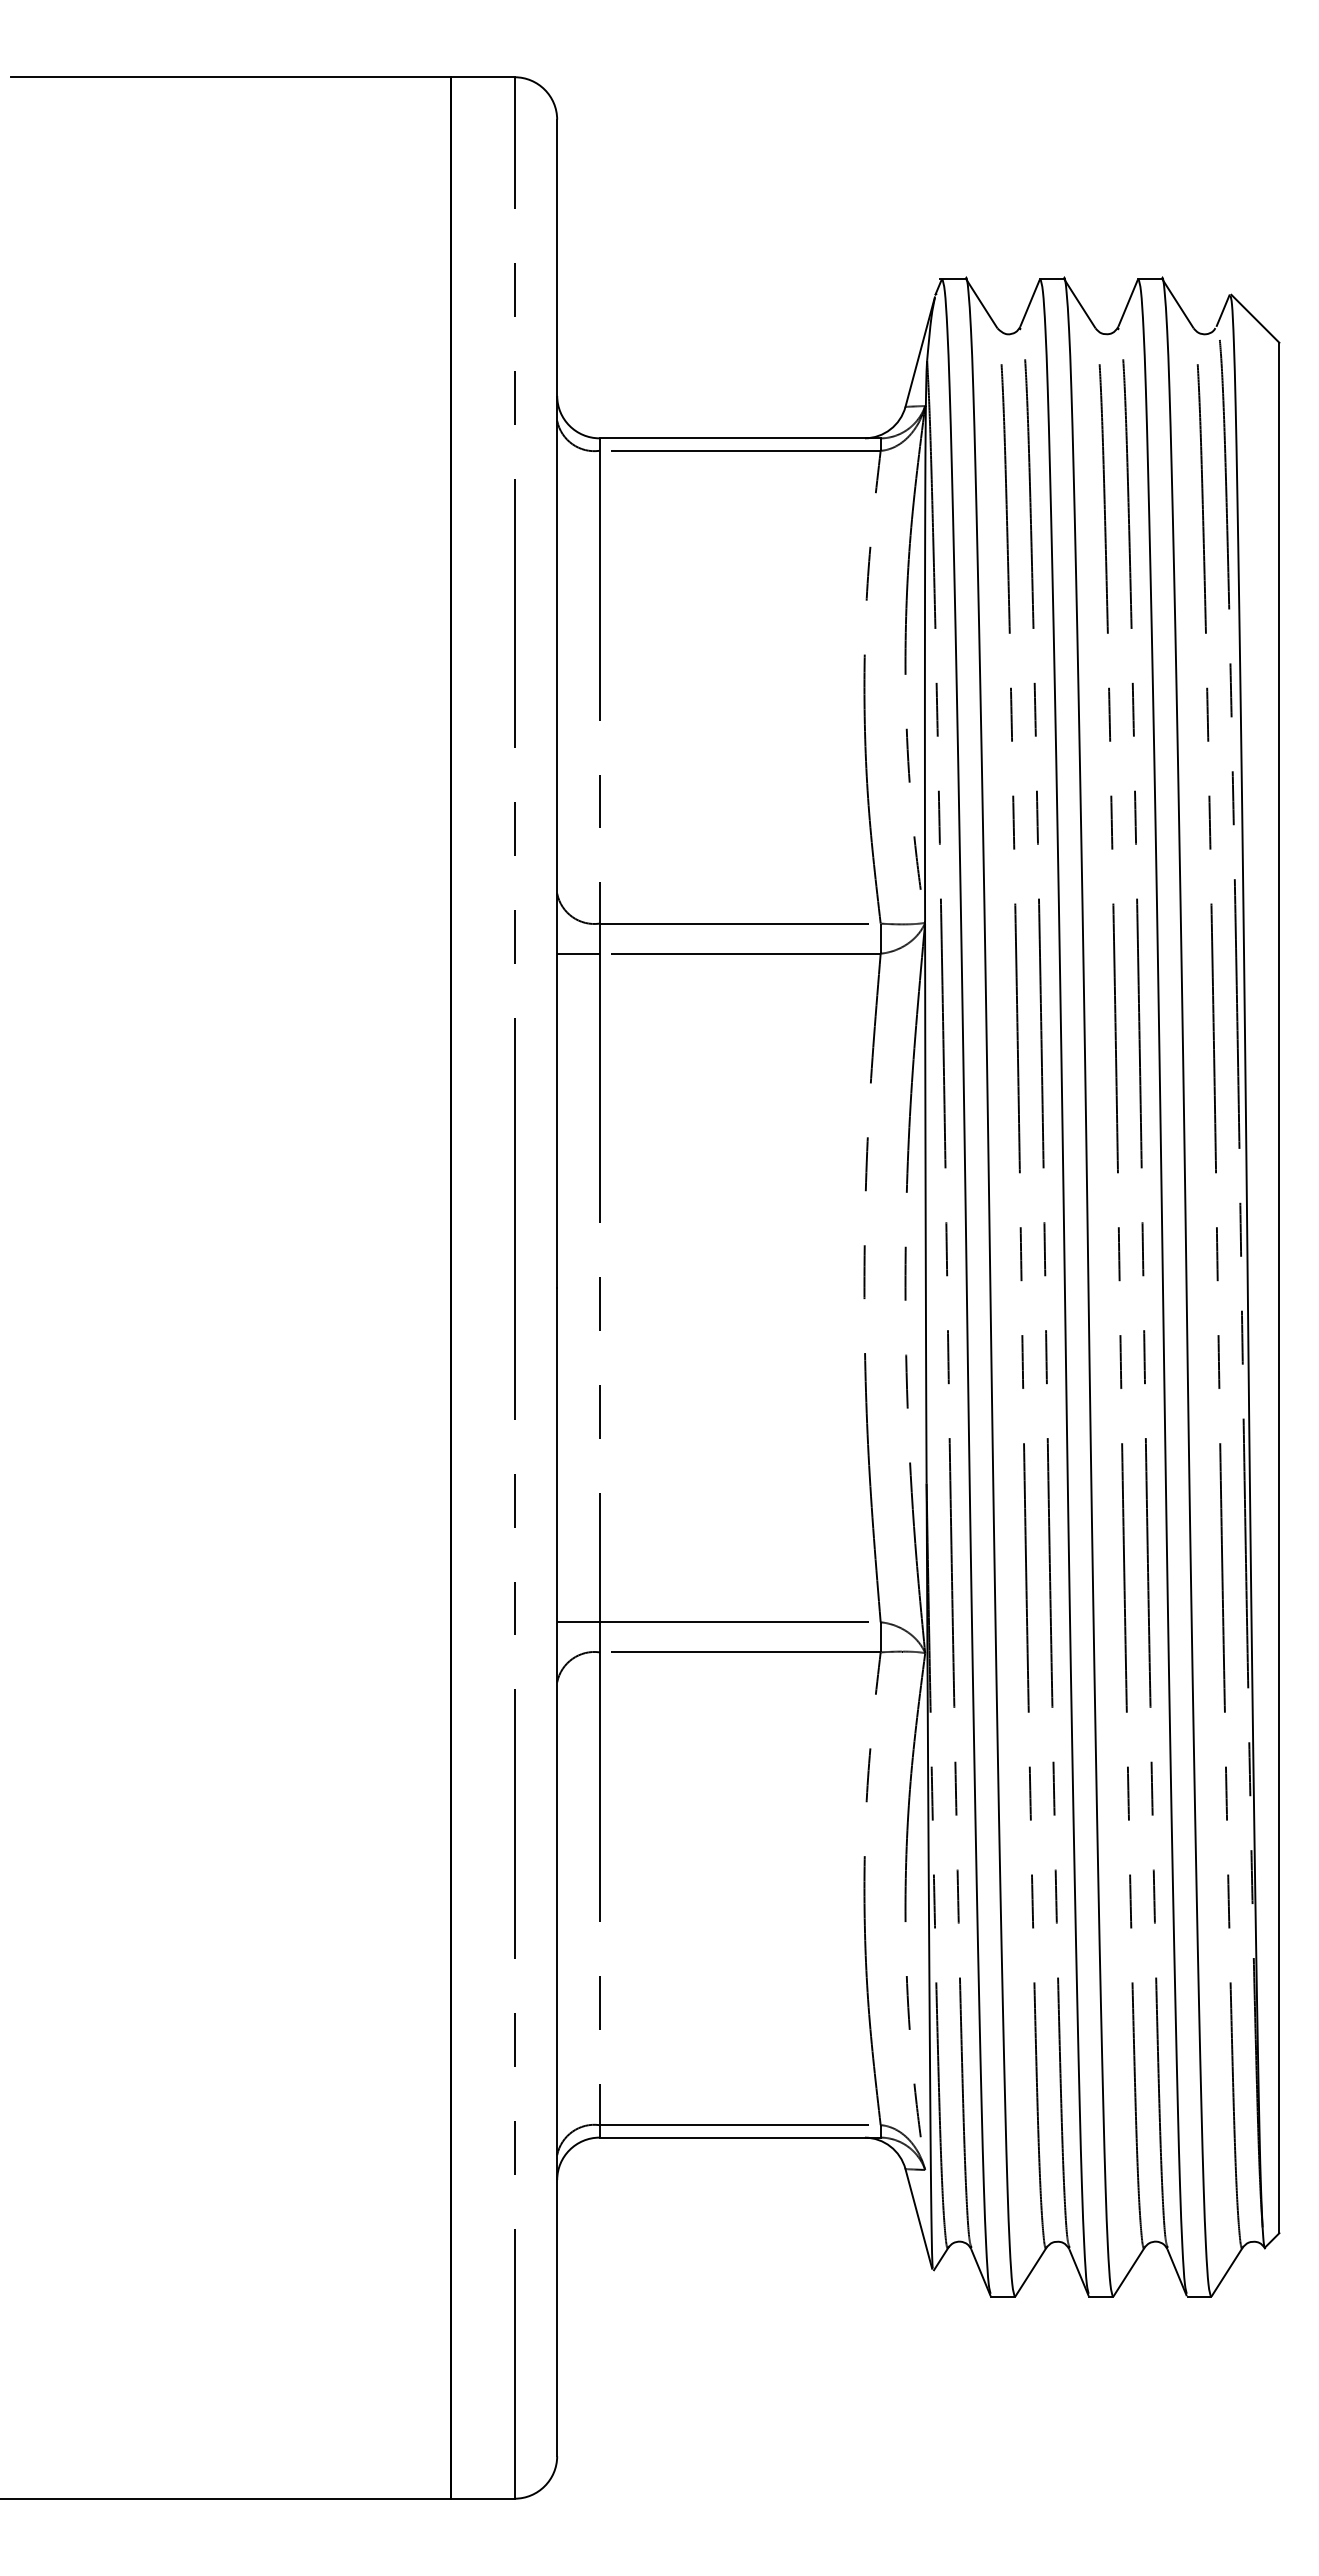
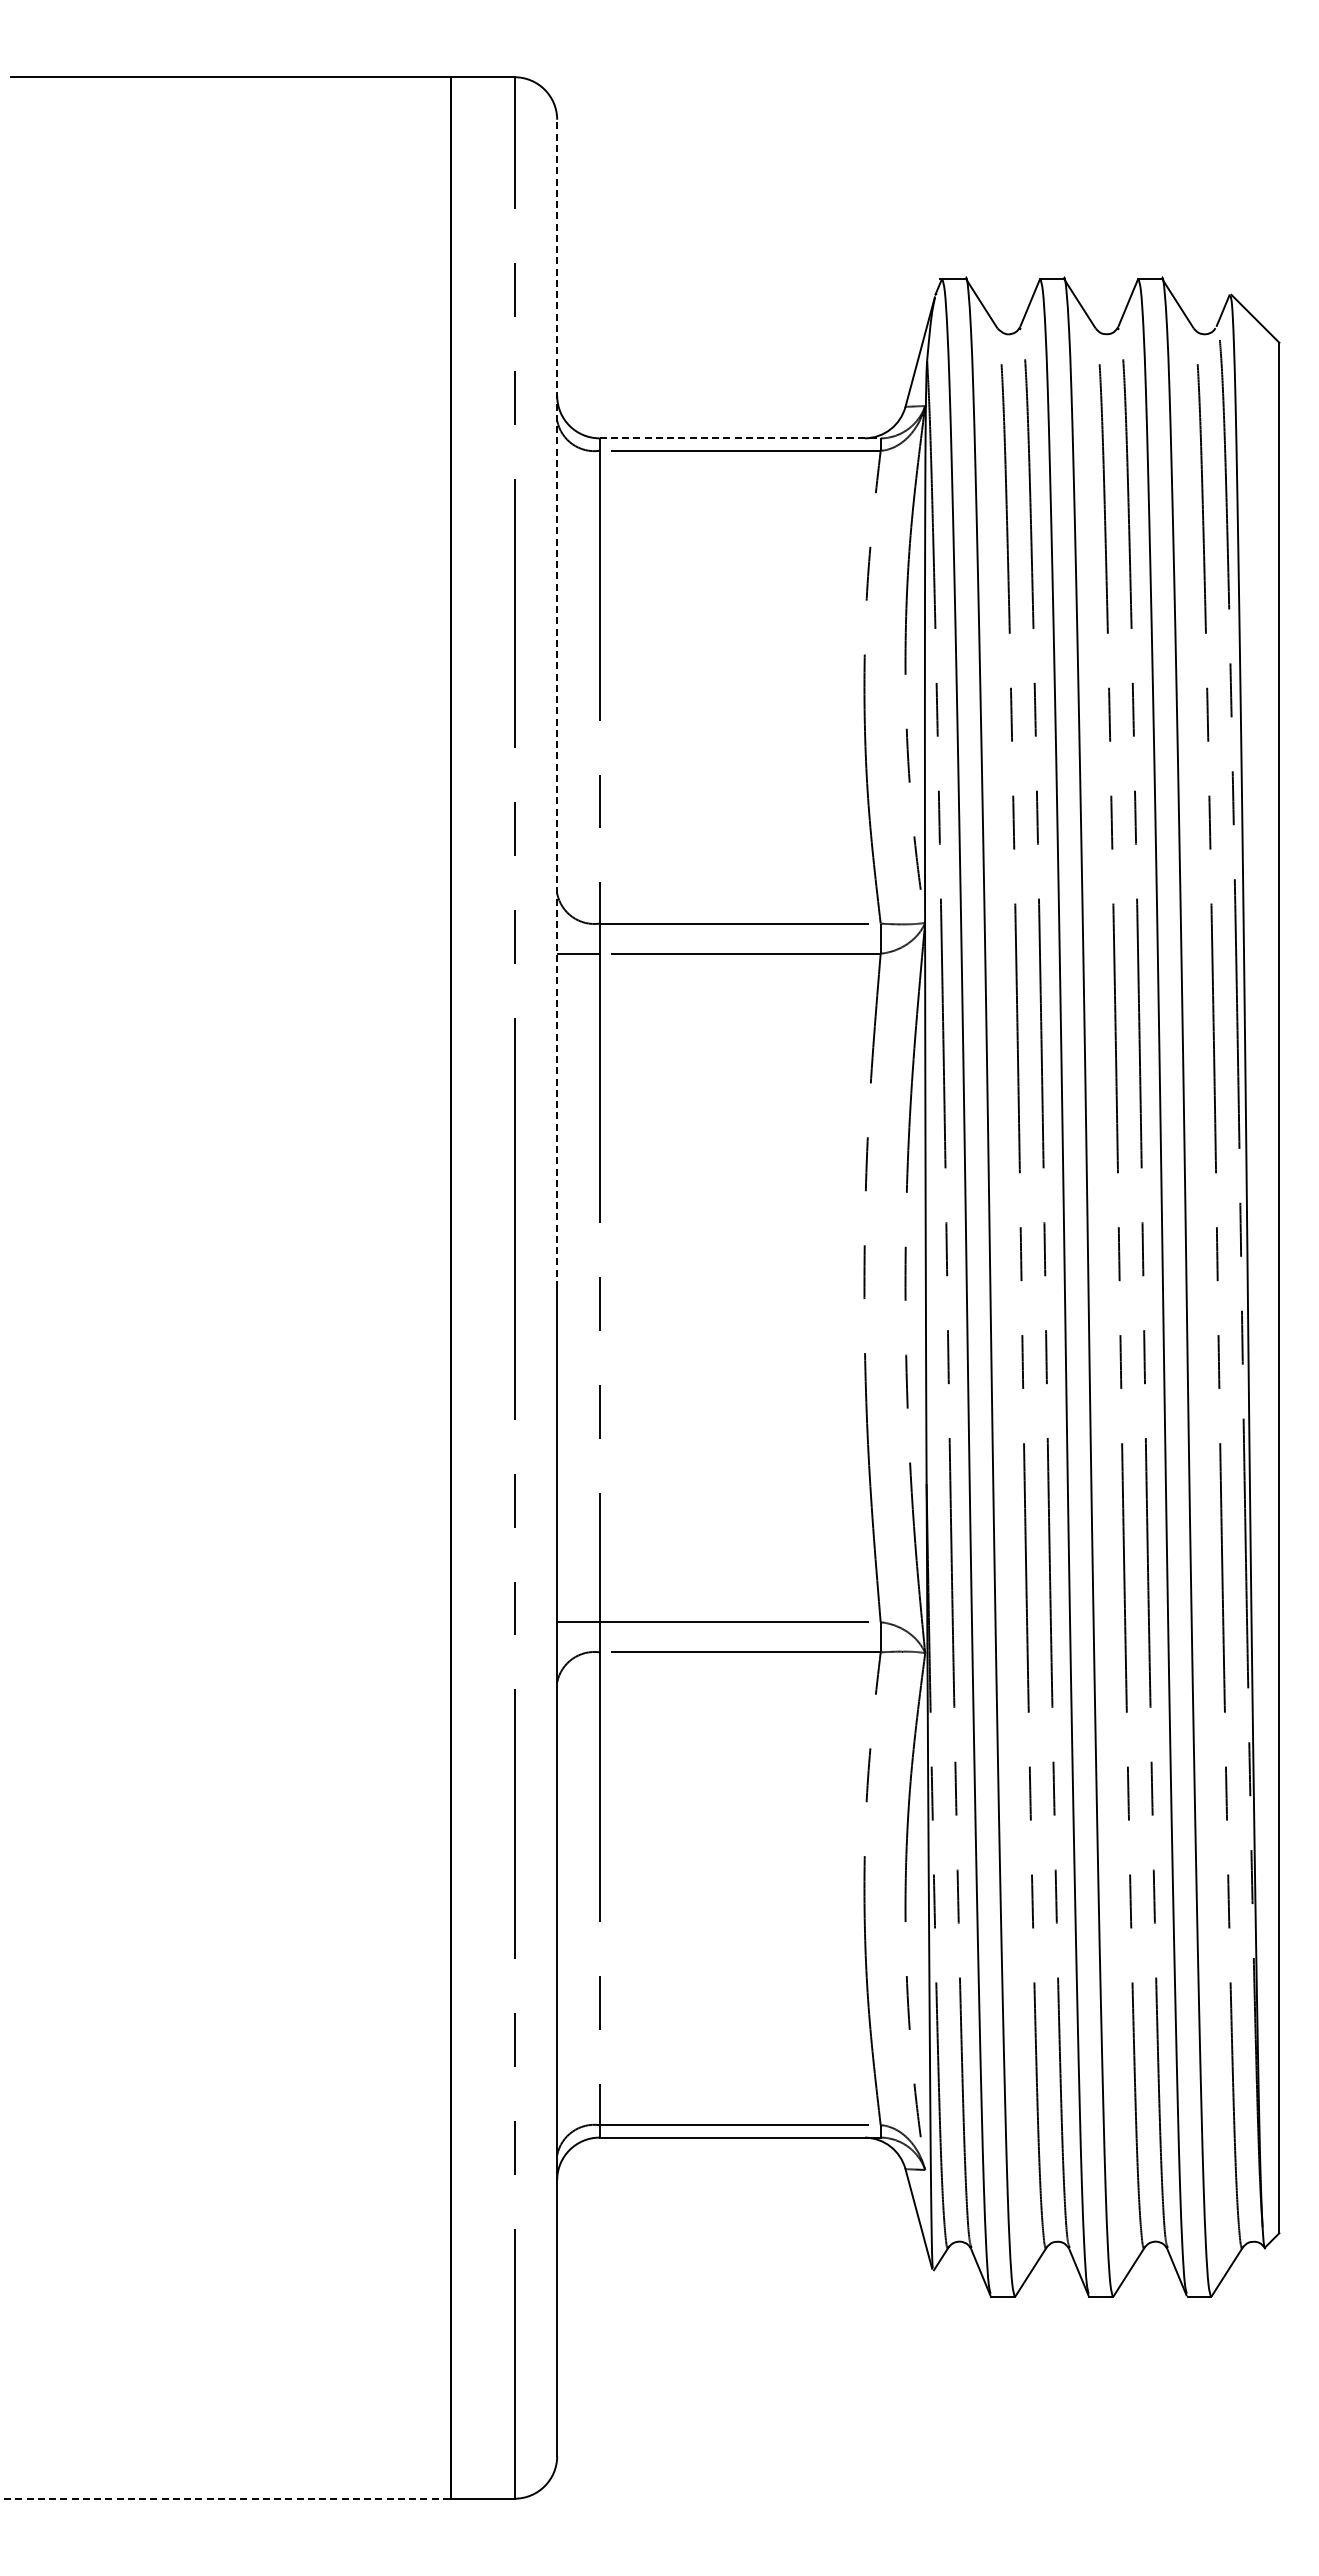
line: solid -> dashed (740, 438)
line: solid -> dashed (557, 703)
line: solid -> dashed (225, 2498)
